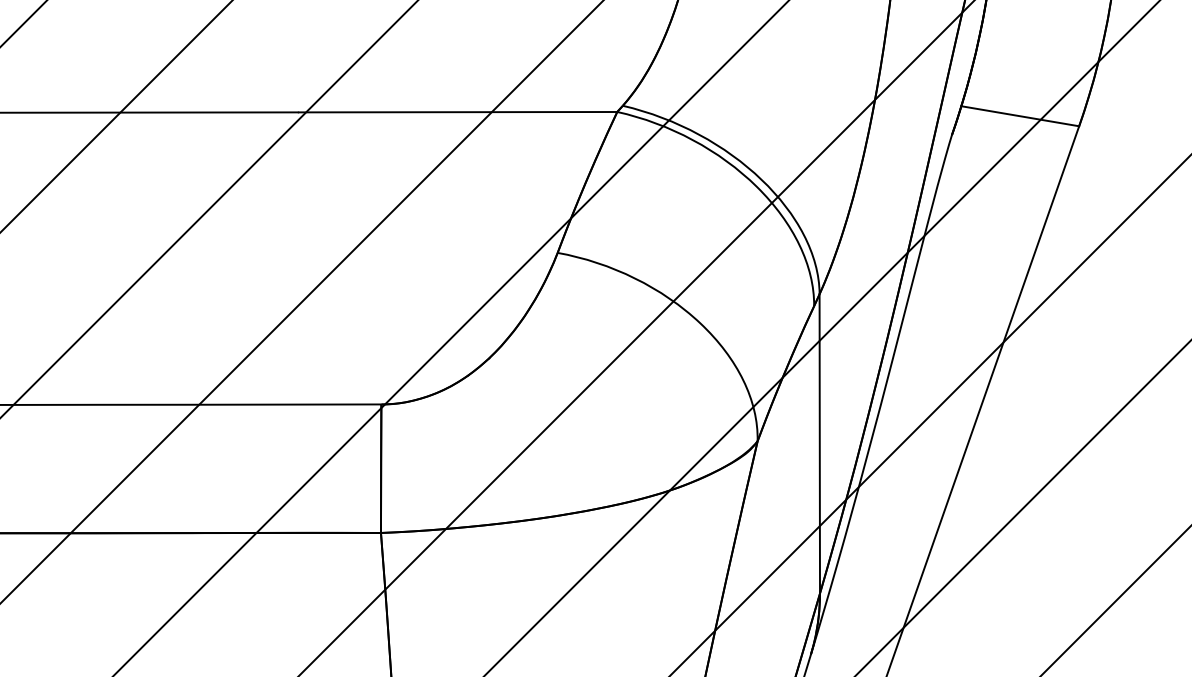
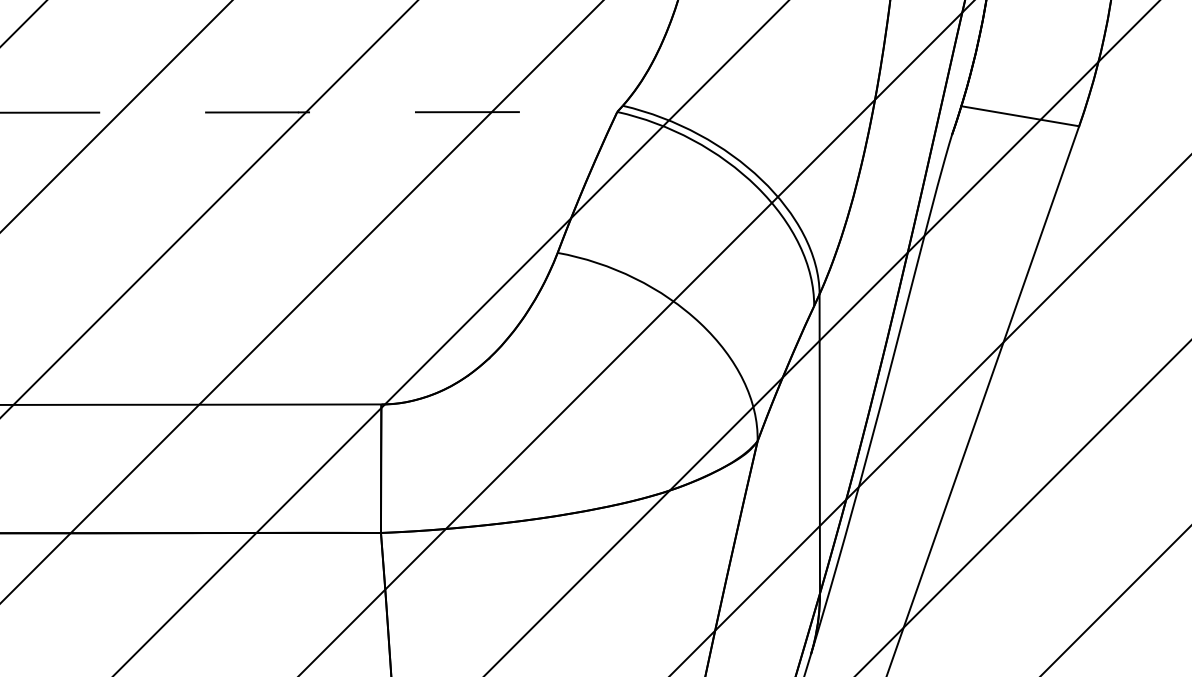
line: solid -> dashed (309, 112)
